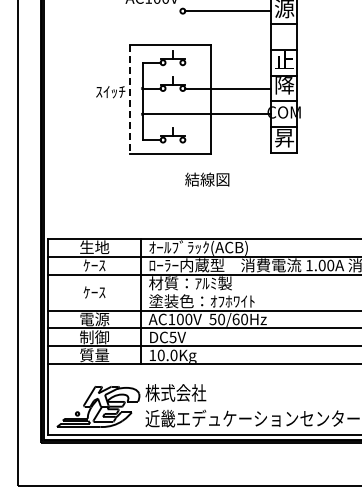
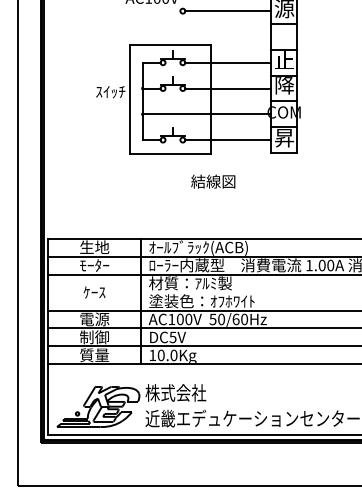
line: none -> present (228, 62)
line: dashed -> solid (129, 100)
line: none -> present (228, 140)
text position: (207, 179) -> (213, 181) (213, 181)
text: ｹｰｽ -> ﾓｰﾀｰ (94, 265)
